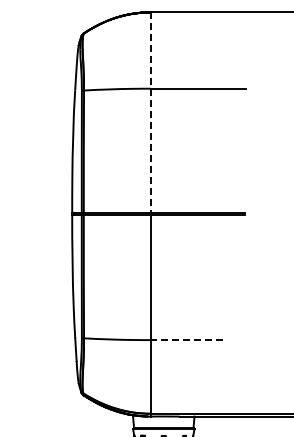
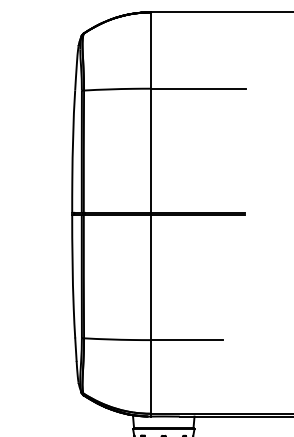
line: dashed -> solid (150, 113)
line: dashed -> solid (186, 340)
